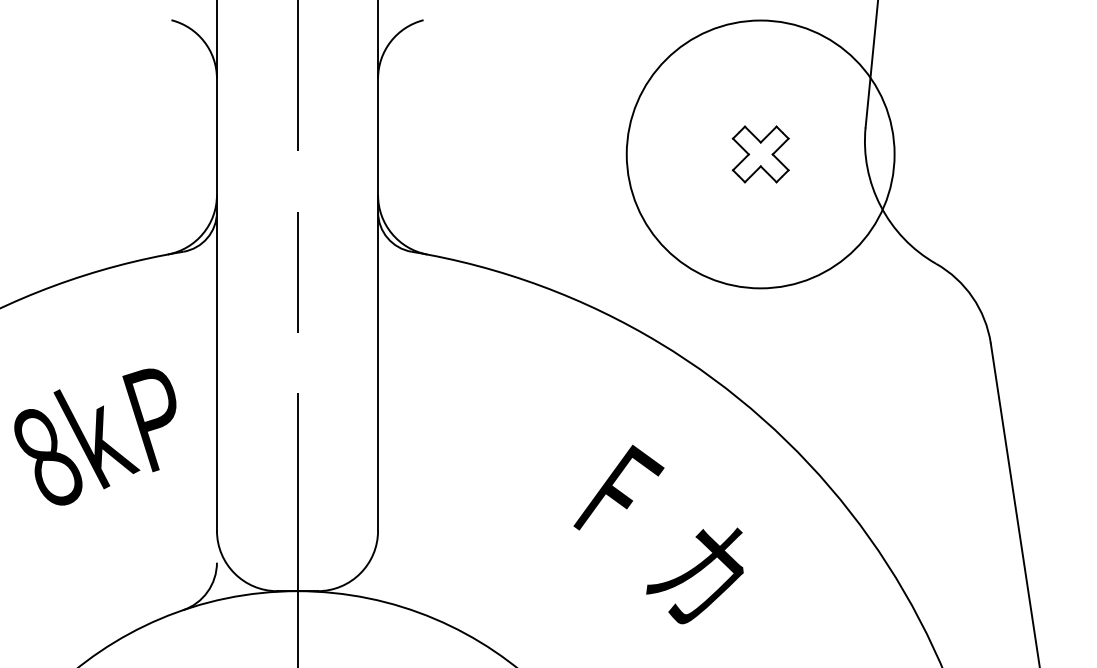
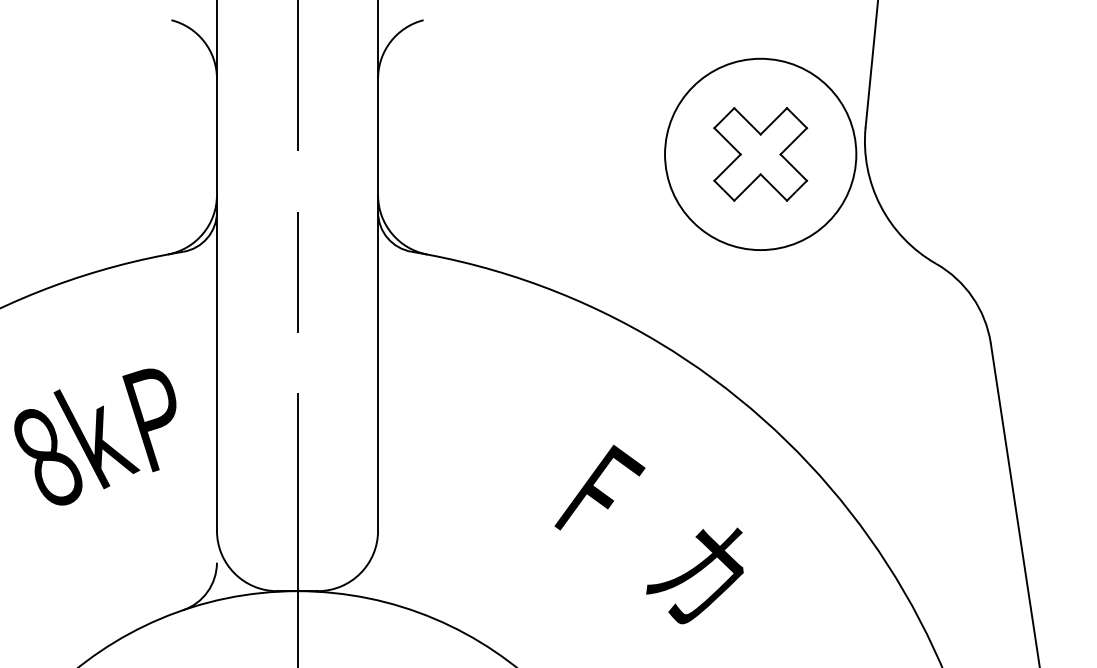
circle diameter: 268 px -> 191 px (760, 154)
part size: 59x59 px -> 96x95 px (760, 154)
text position: (618, 487) -> (599, 487) (599, 487)
